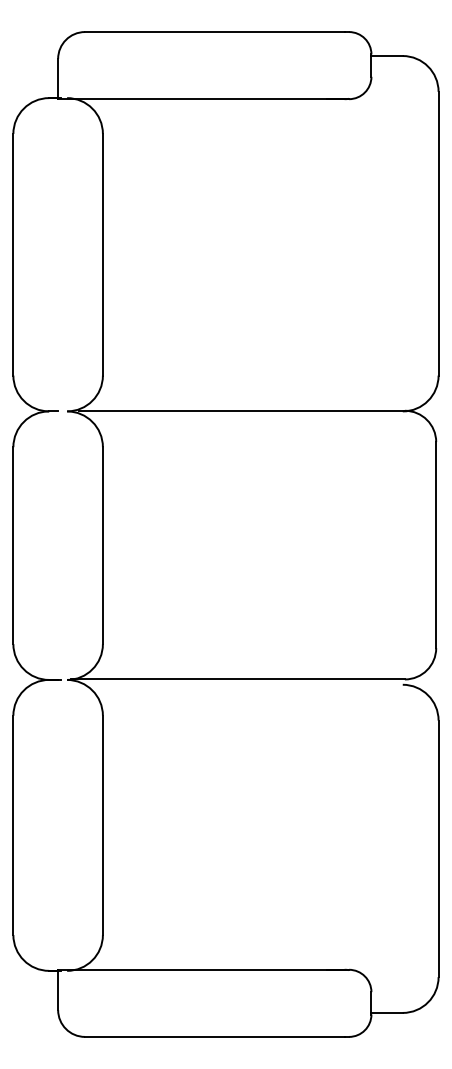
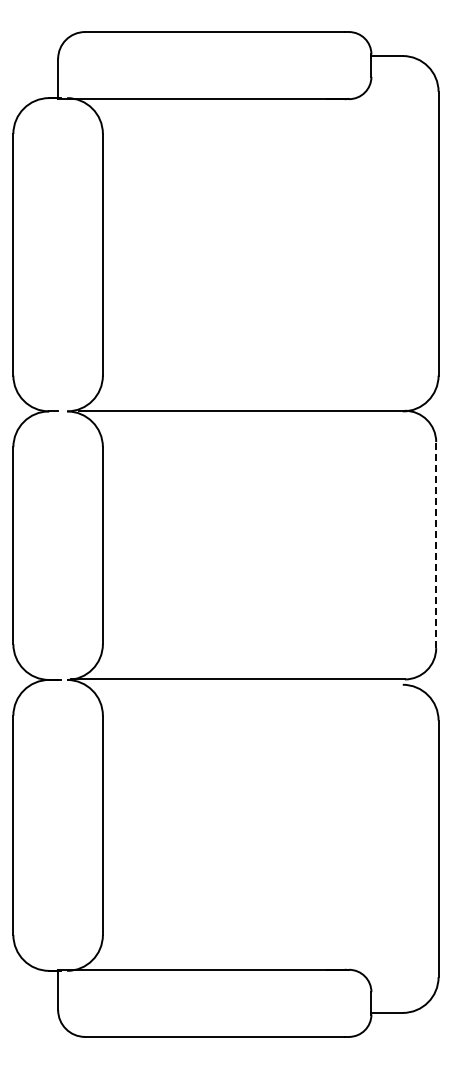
line: solid -> dashed (436, 544)
